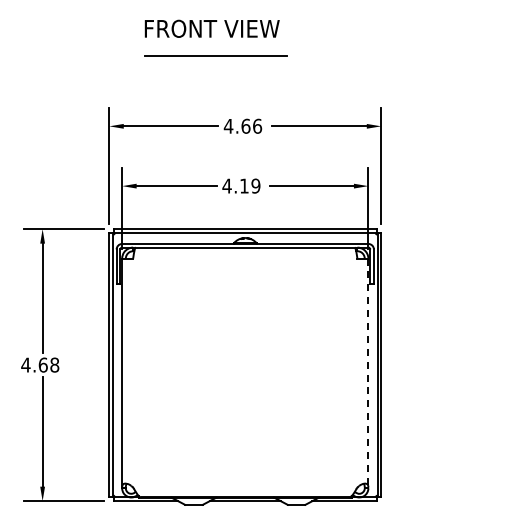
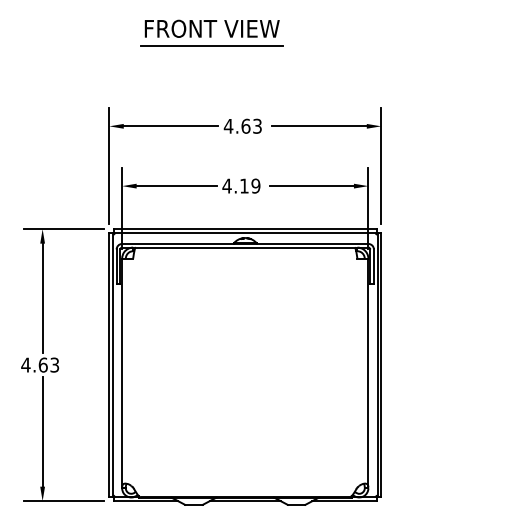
line position: (215, 55) -> (211, 45) (211, 45)
text: 4.66 -> 4.63 (257, 125)
text: 4.68 -> 4.63 (54, 364)
line: dashed -> solid (368, 373)
